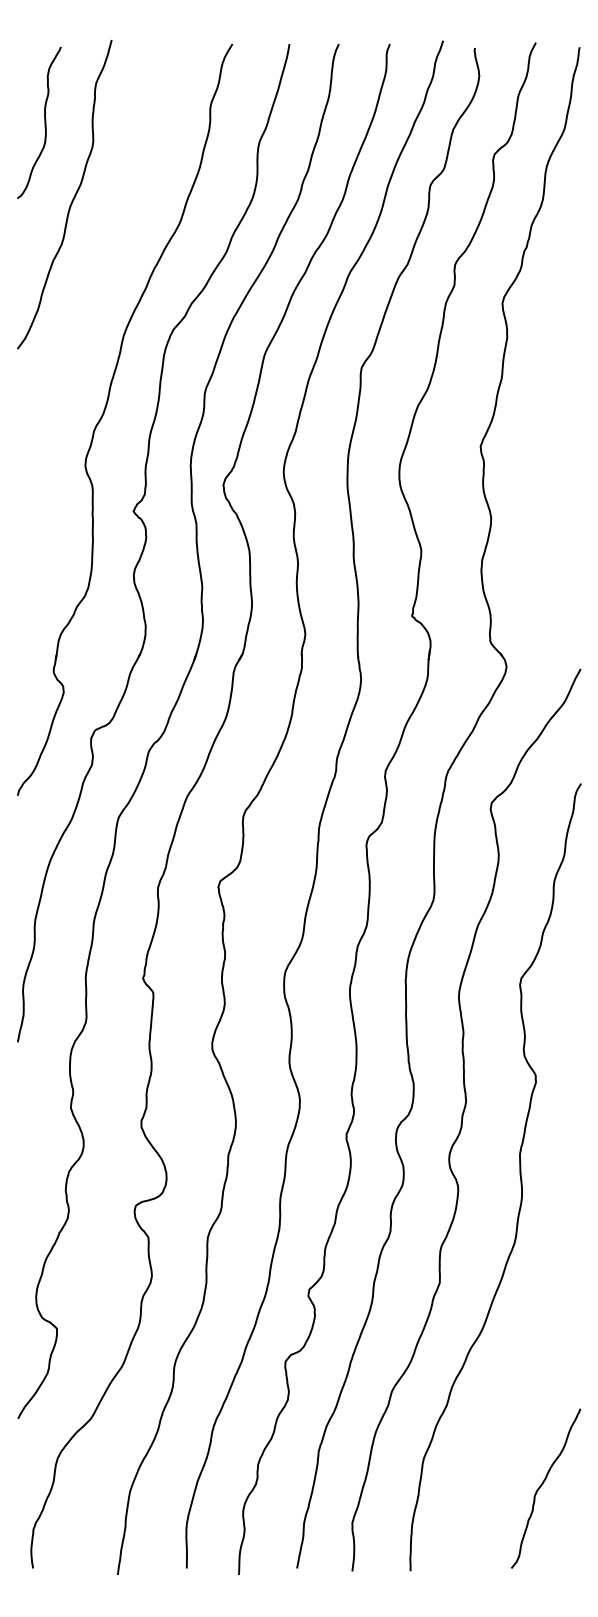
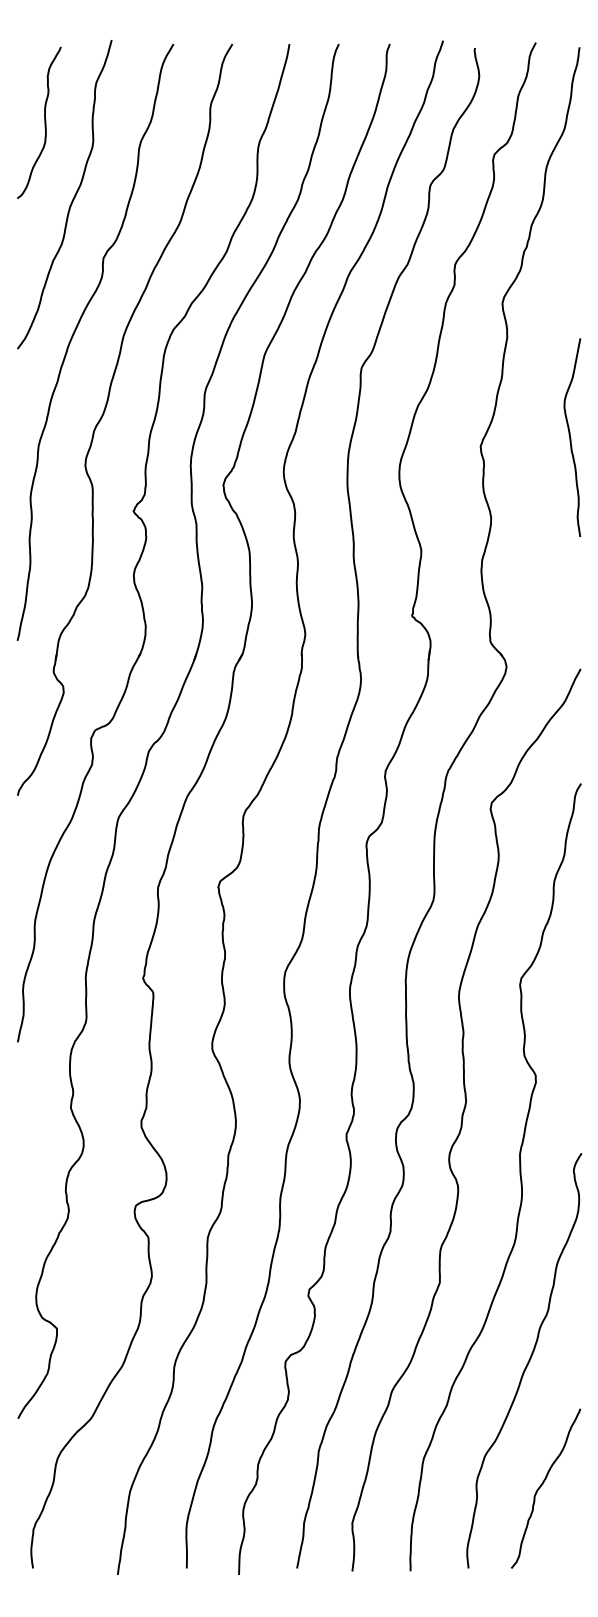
curve: none -> present (75, 332)
curve: none -> present (571, 438)
curve: none -> present (527, 1362)
